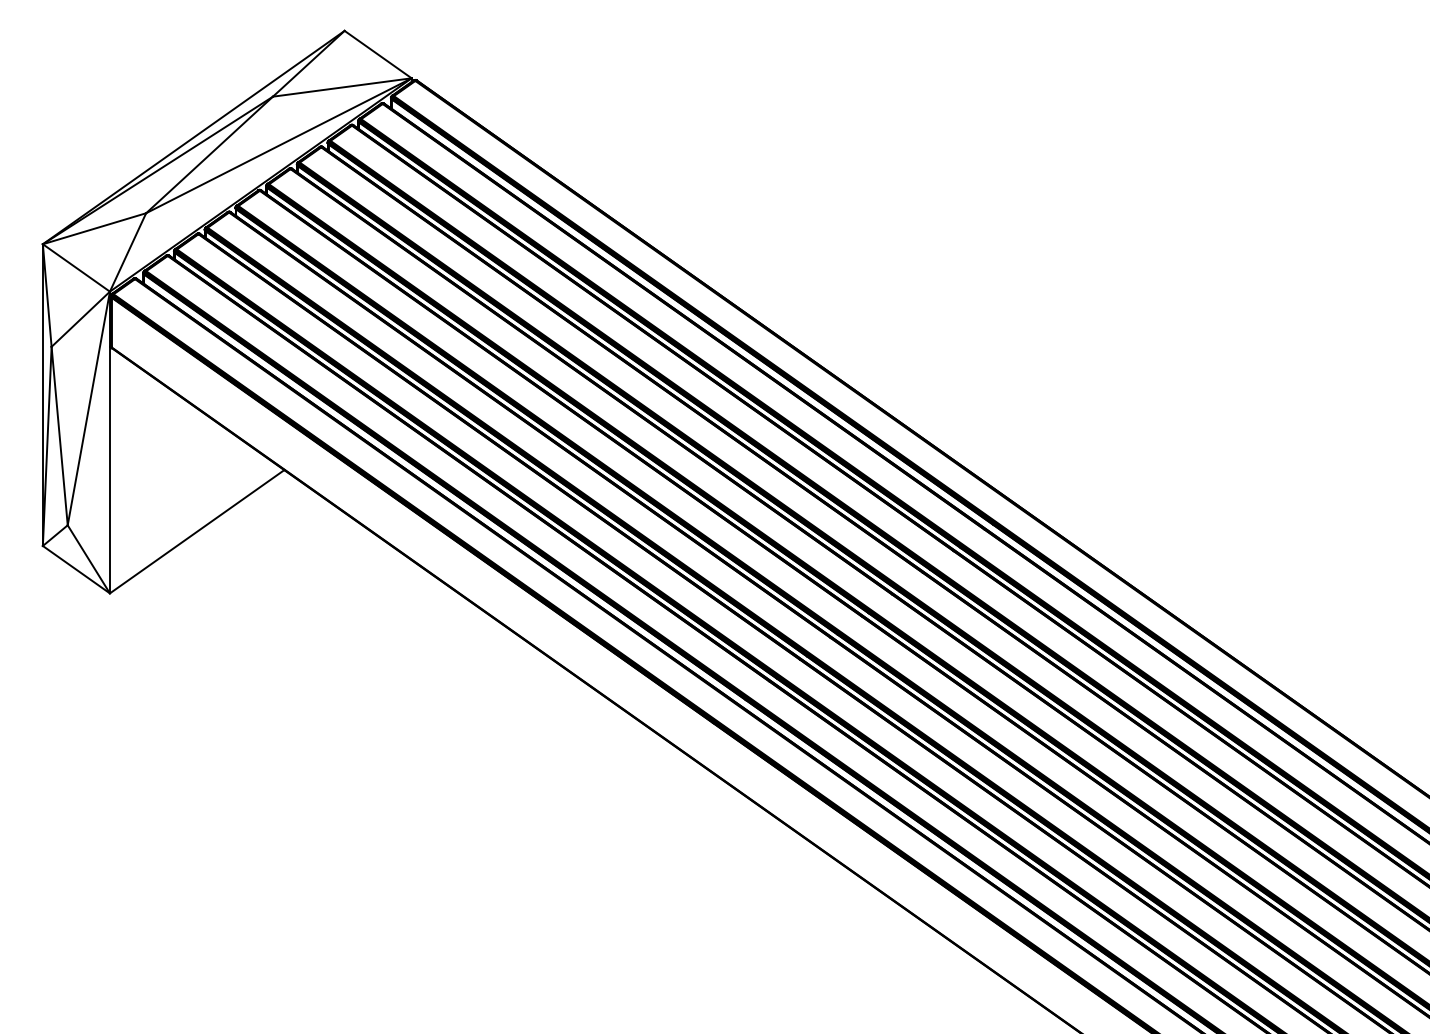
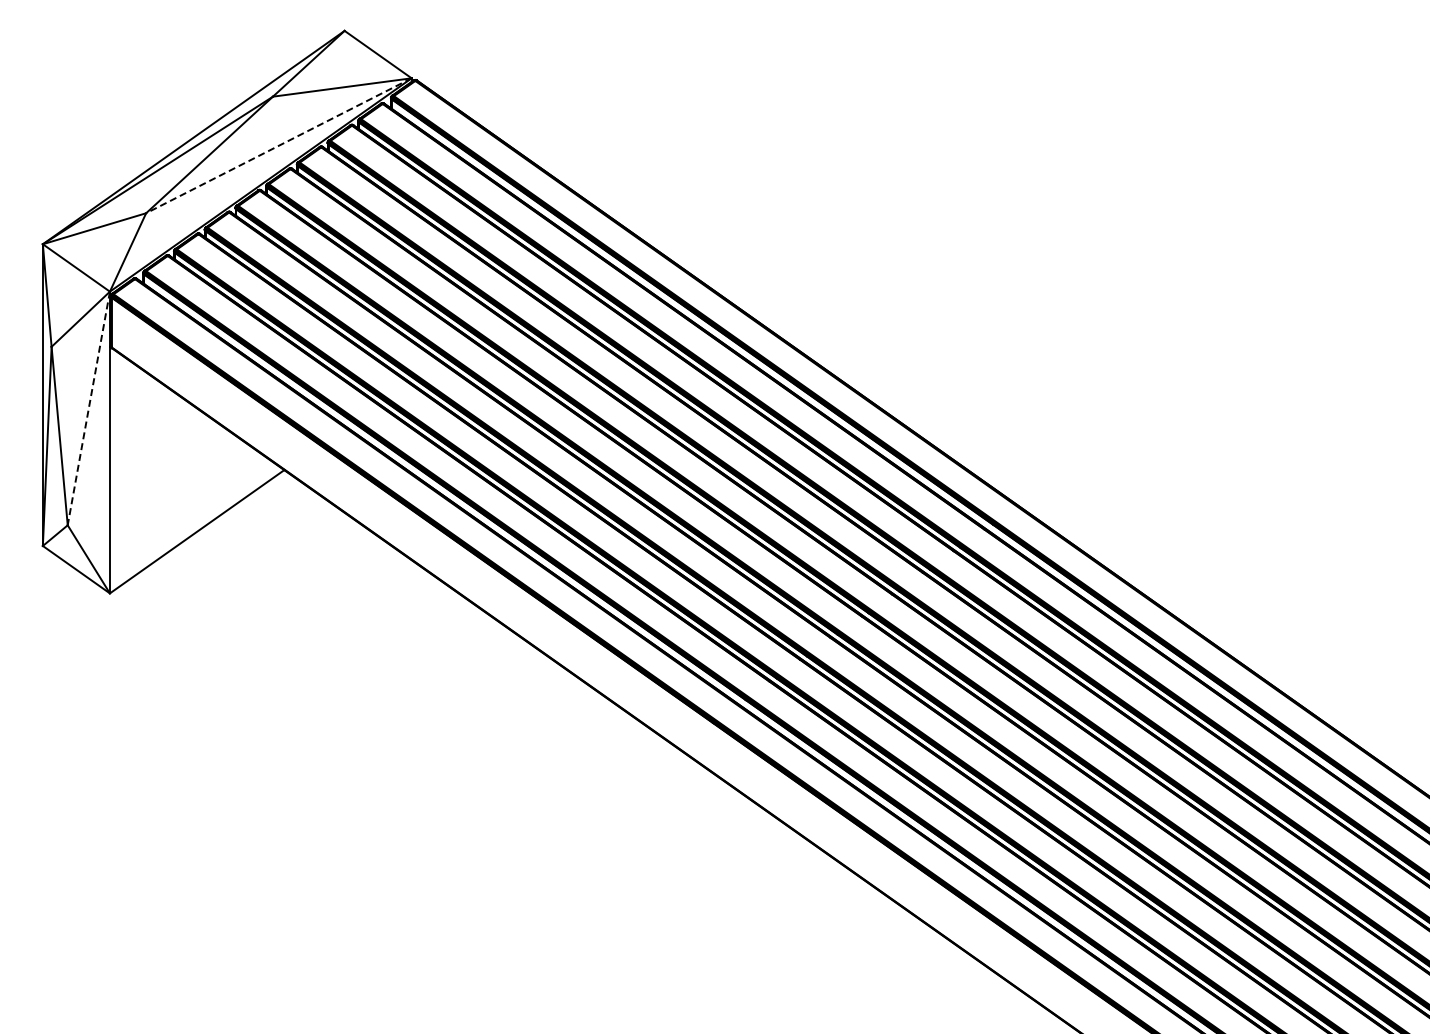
line: solid -> dashed (278, 145)
line: solid -> dashed (88, 408)
